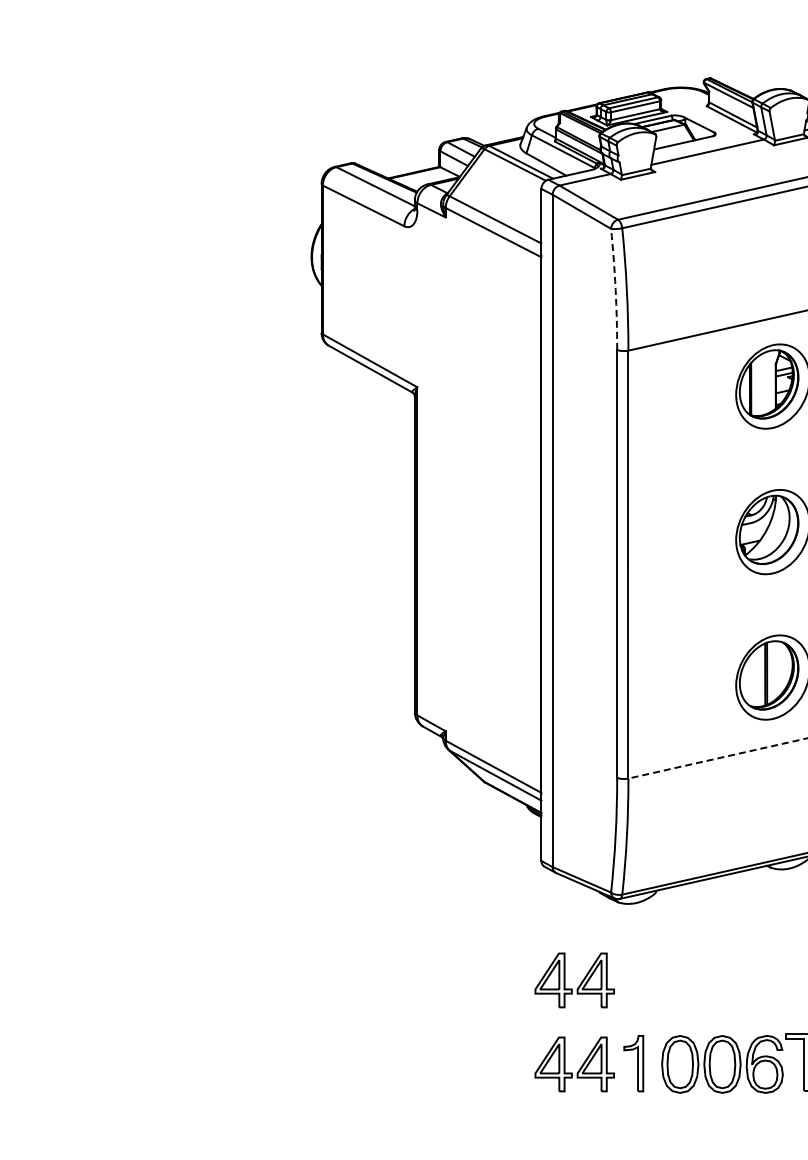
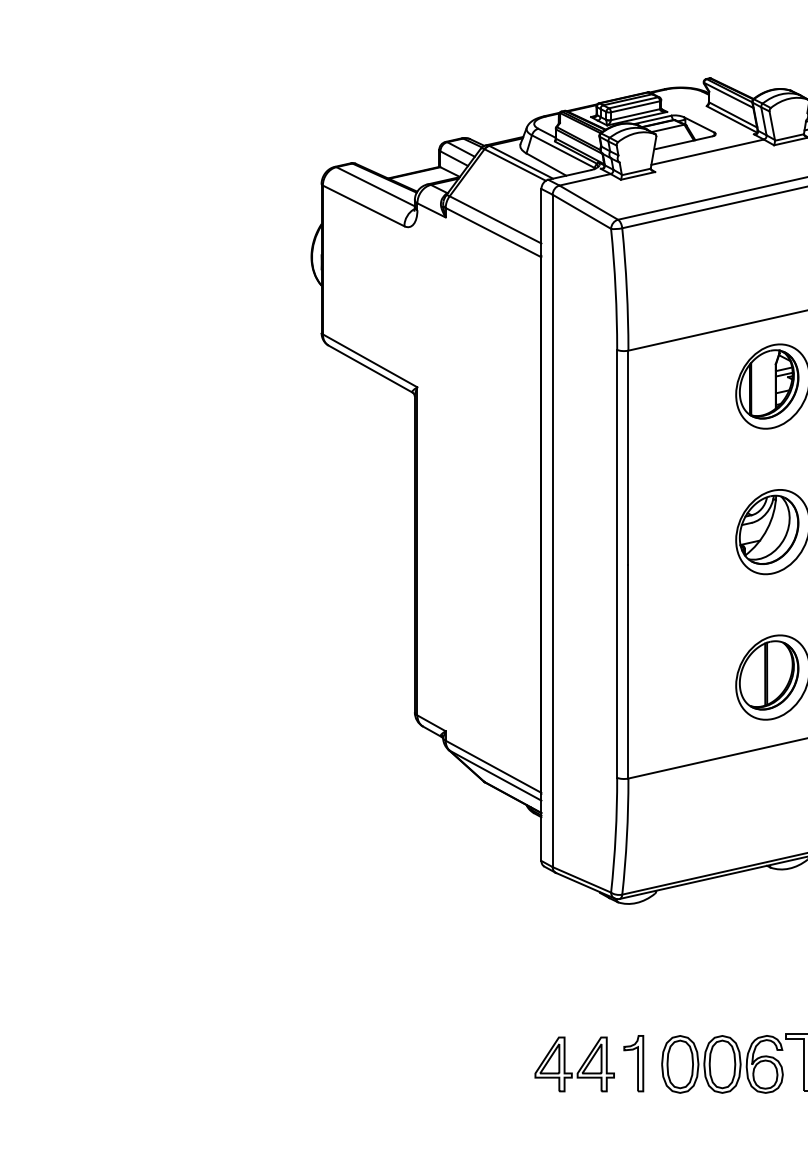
arc: dashed -> solid (615, 289)
line: dashed -> solid (717, 758)
part: present -> none (579, 984)
